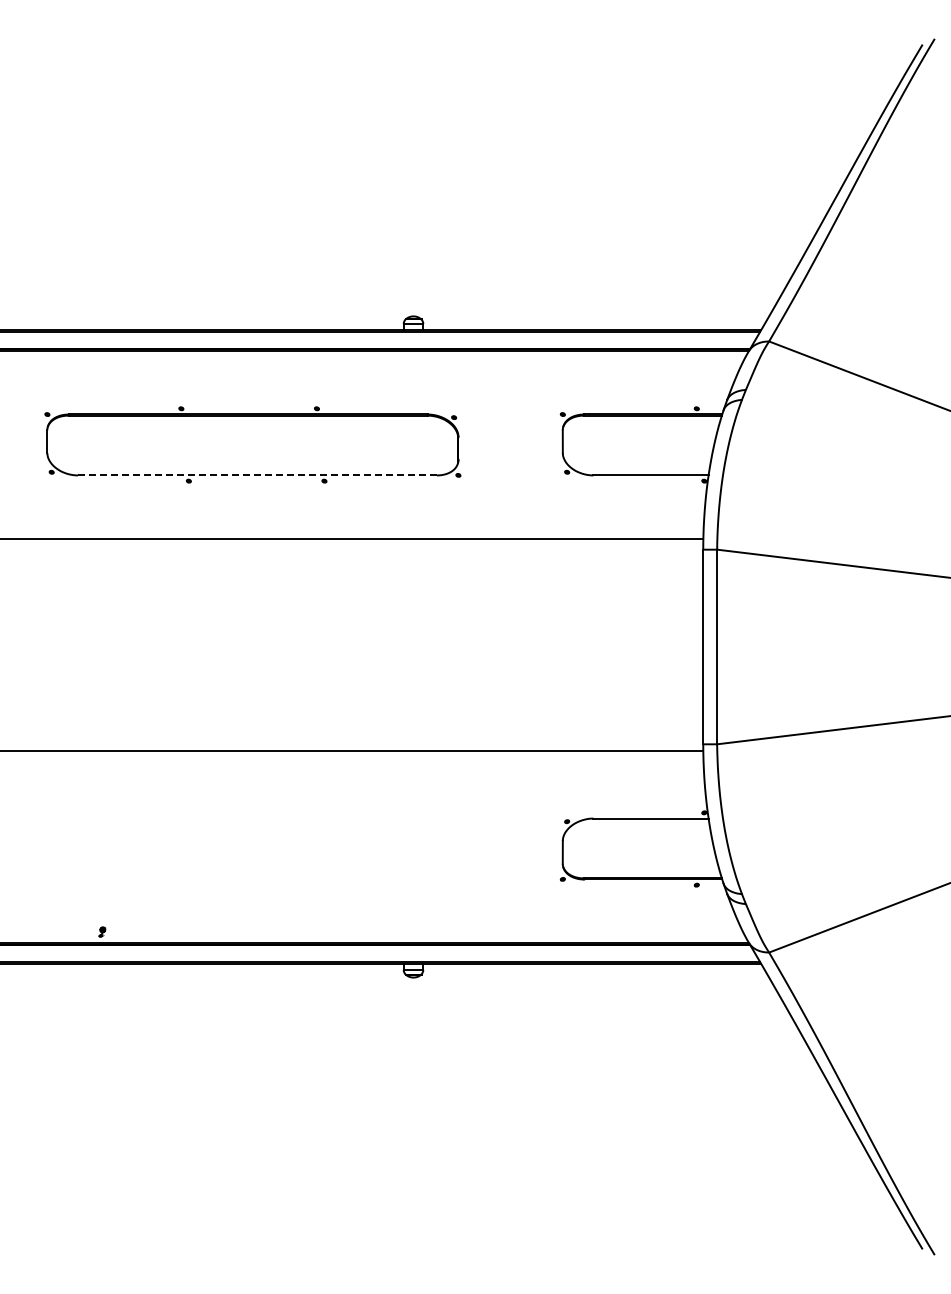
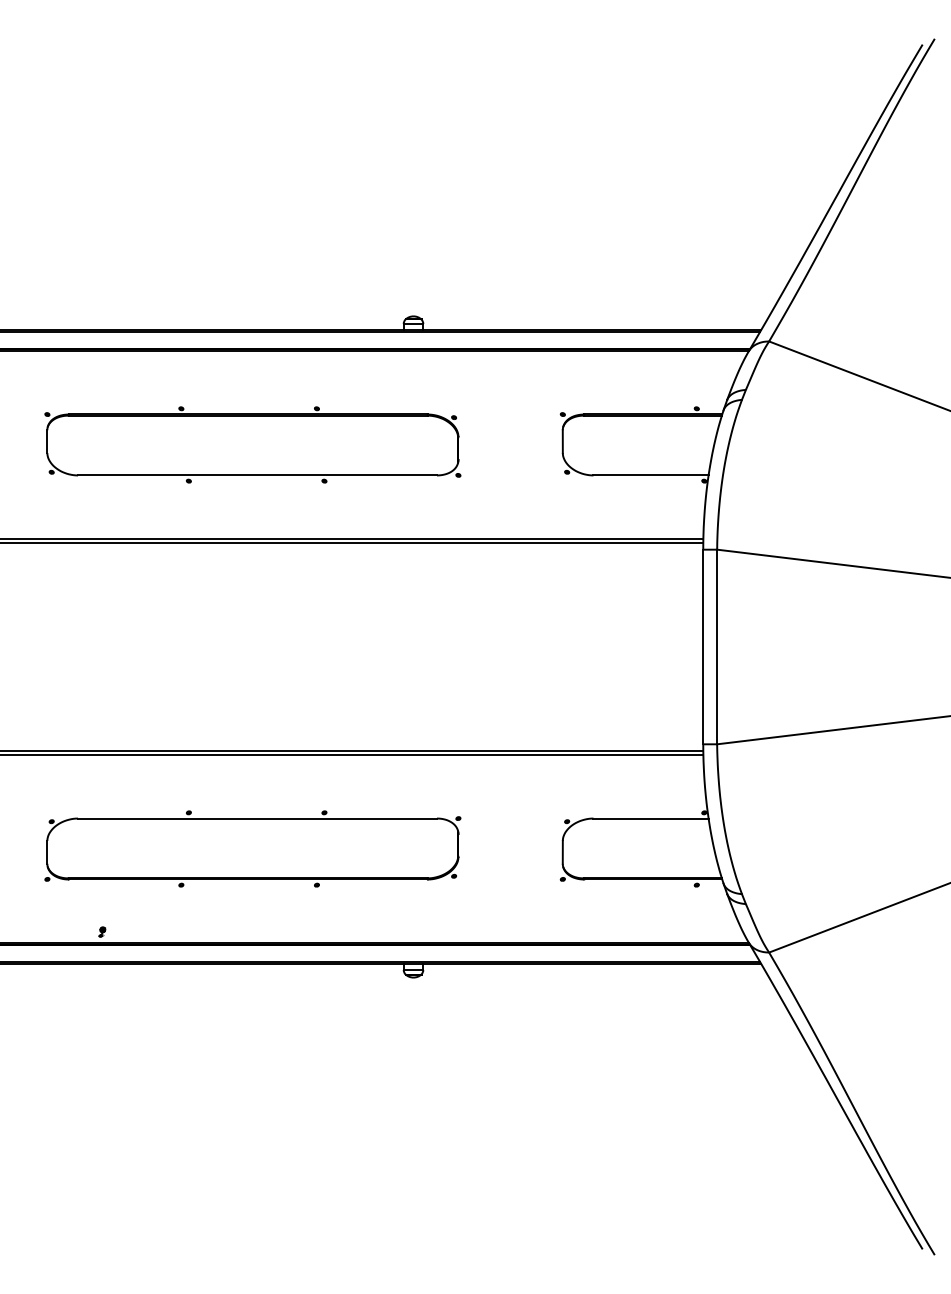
line: dashed -> solid (257, 475)
line: none -> present (352, 543)
line: none -> present (352, 755)
part: none -> present (252, 848)
